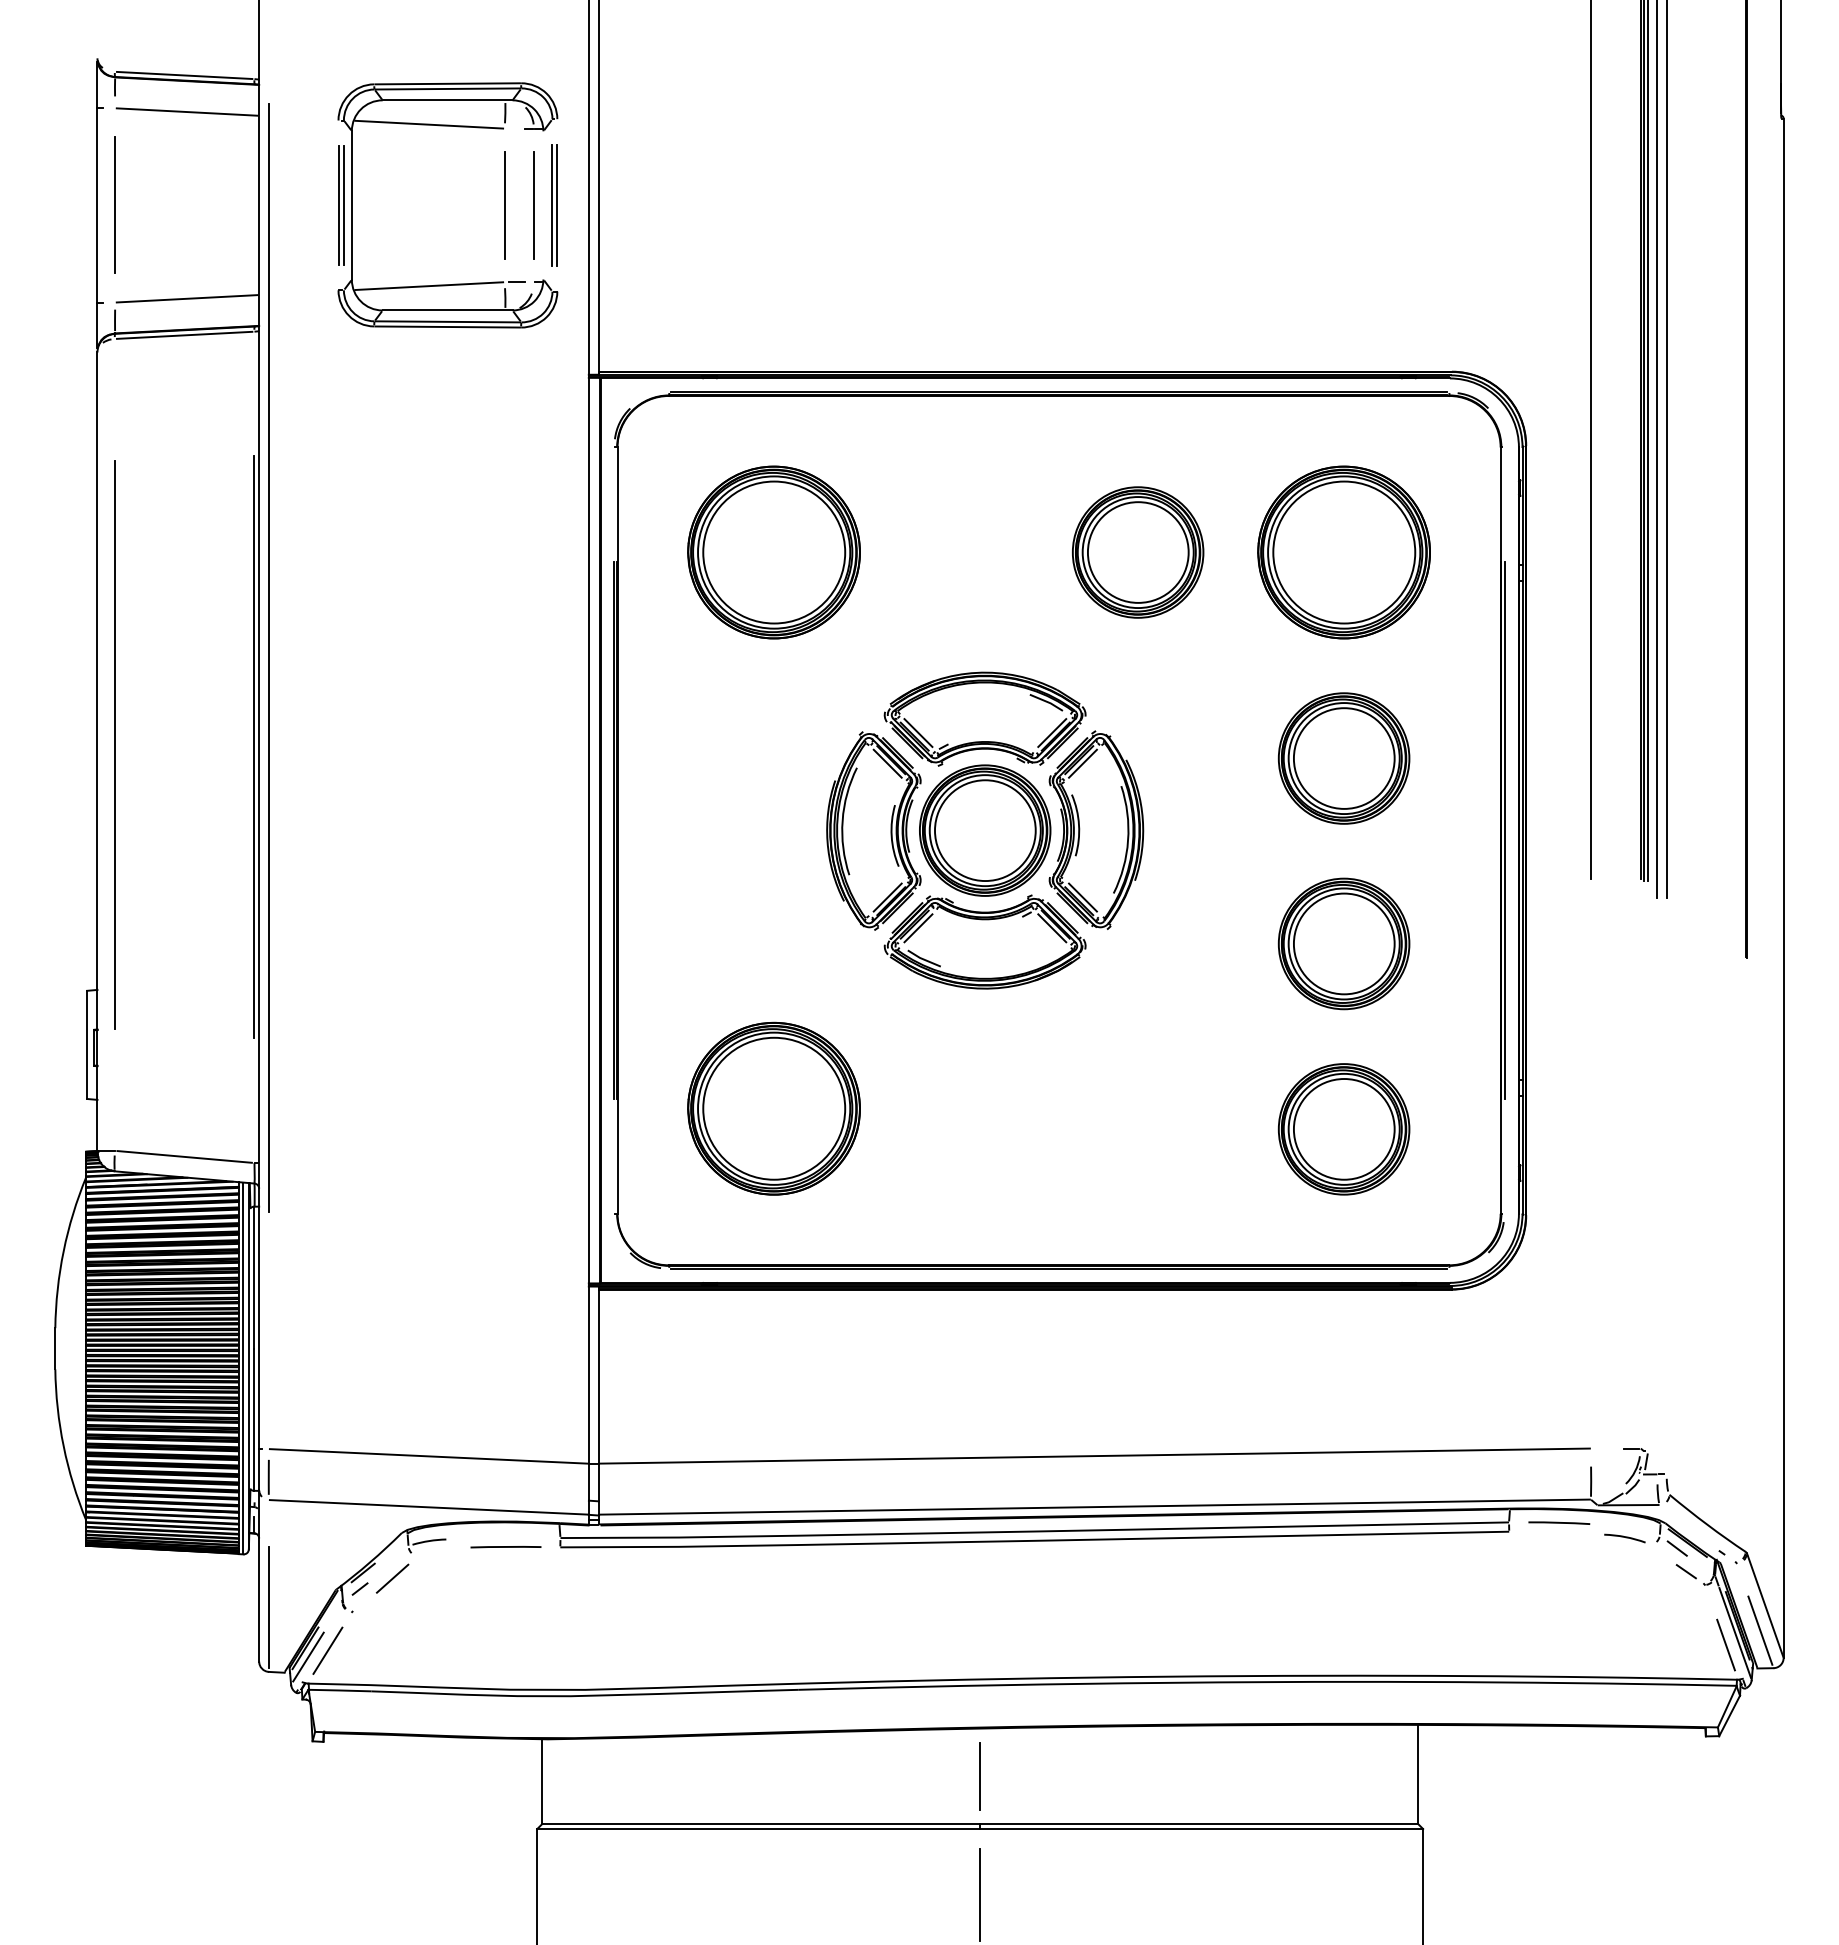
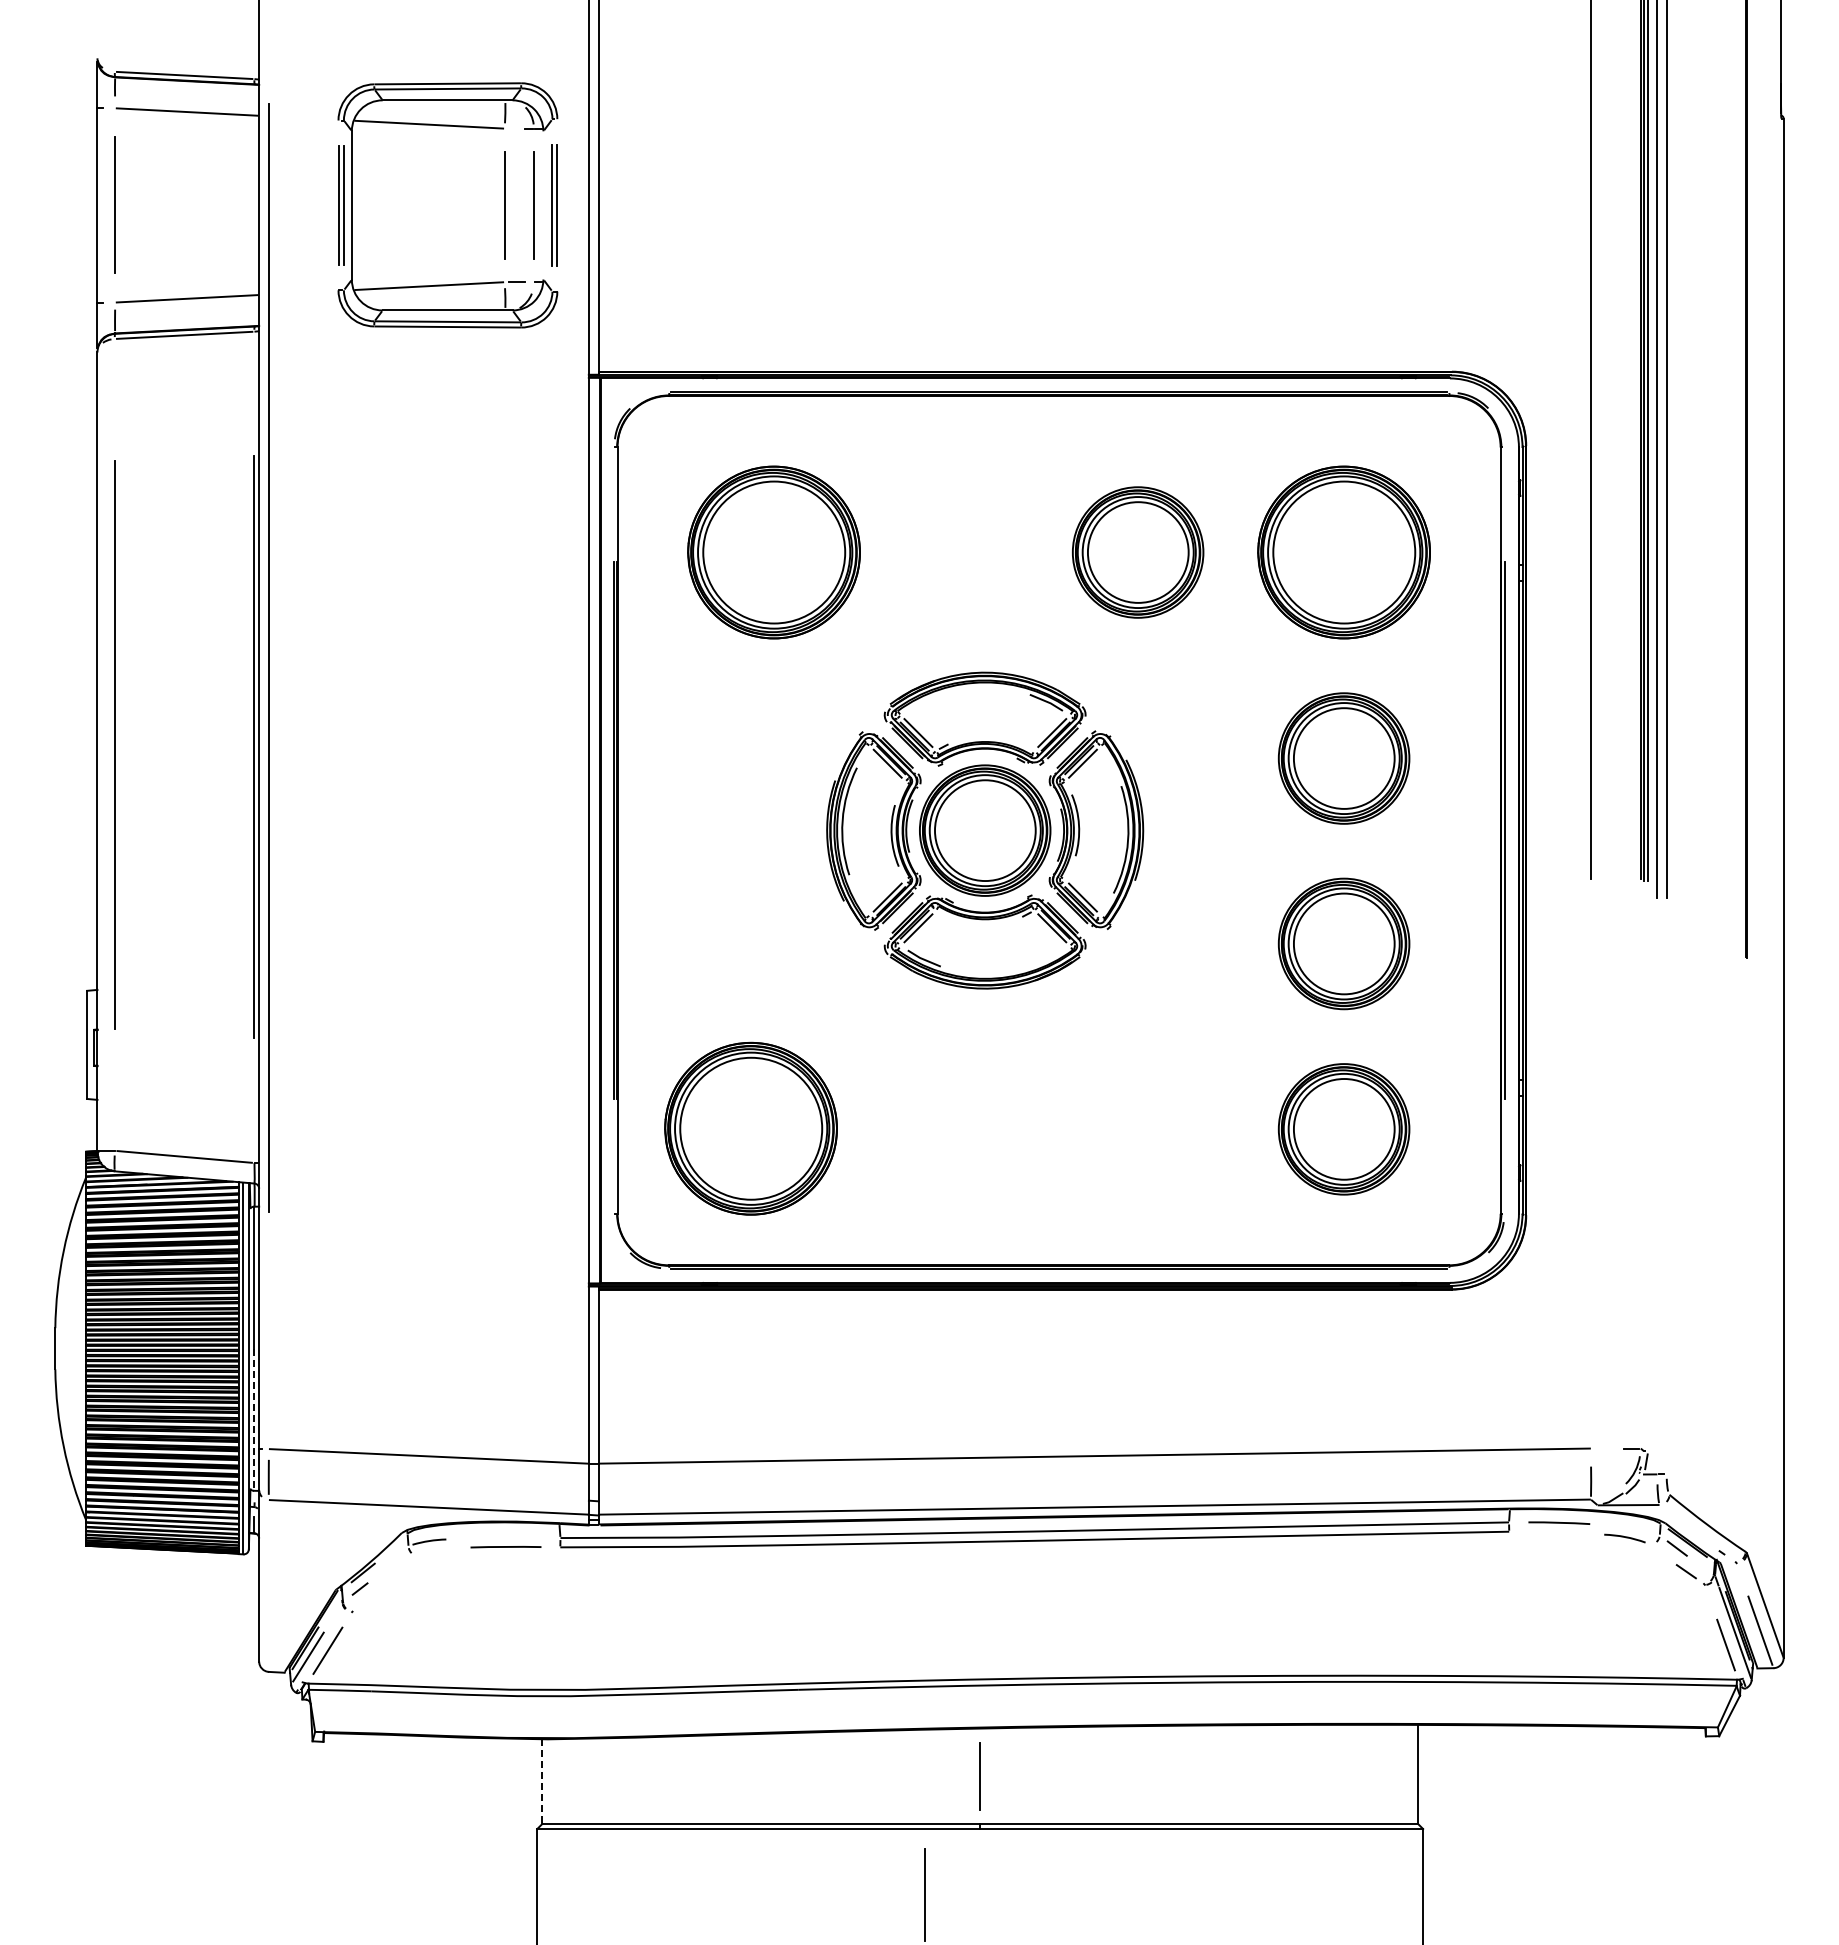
part position: (773, 1108) -> (750, 1128) (750, 1128)
line: solid -> dashed (253, 1420)
line: present -> none (392, 1578)
line: present -> none (268, 1607)
line: solid -> dashed (542, 1782)
line position: (979, 1894) -> (924, 1894) (924, 1894)
